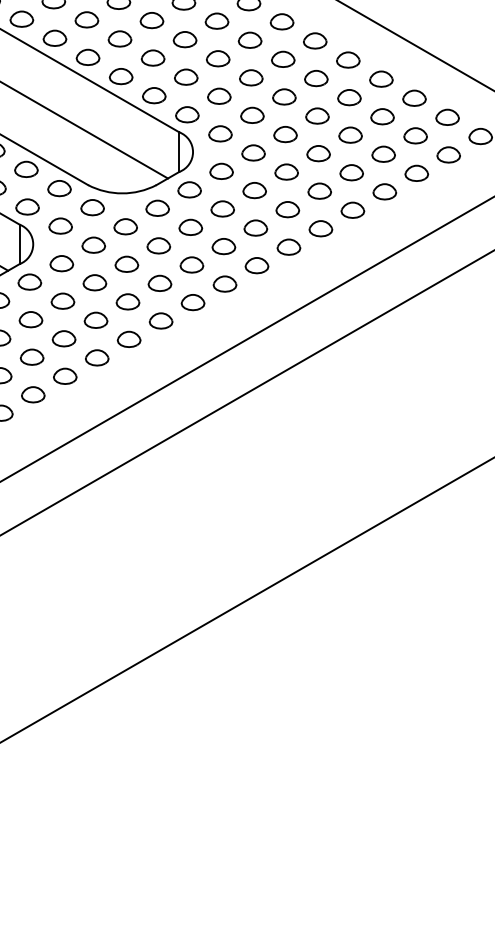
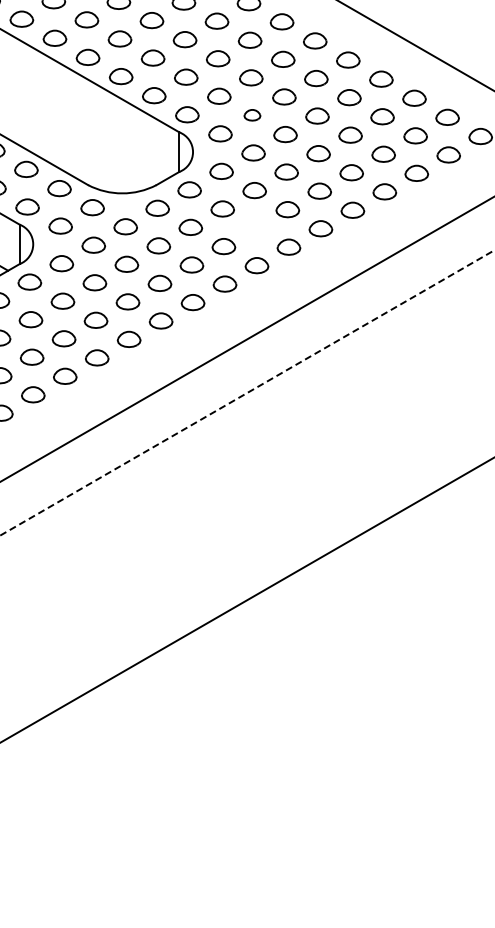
part size: 25x18 px -> 19x13 px (252, 115)
line: present -> none (84, 130)
part: present -> none (255, 227)
line: solid -> dashed (247, 393)
